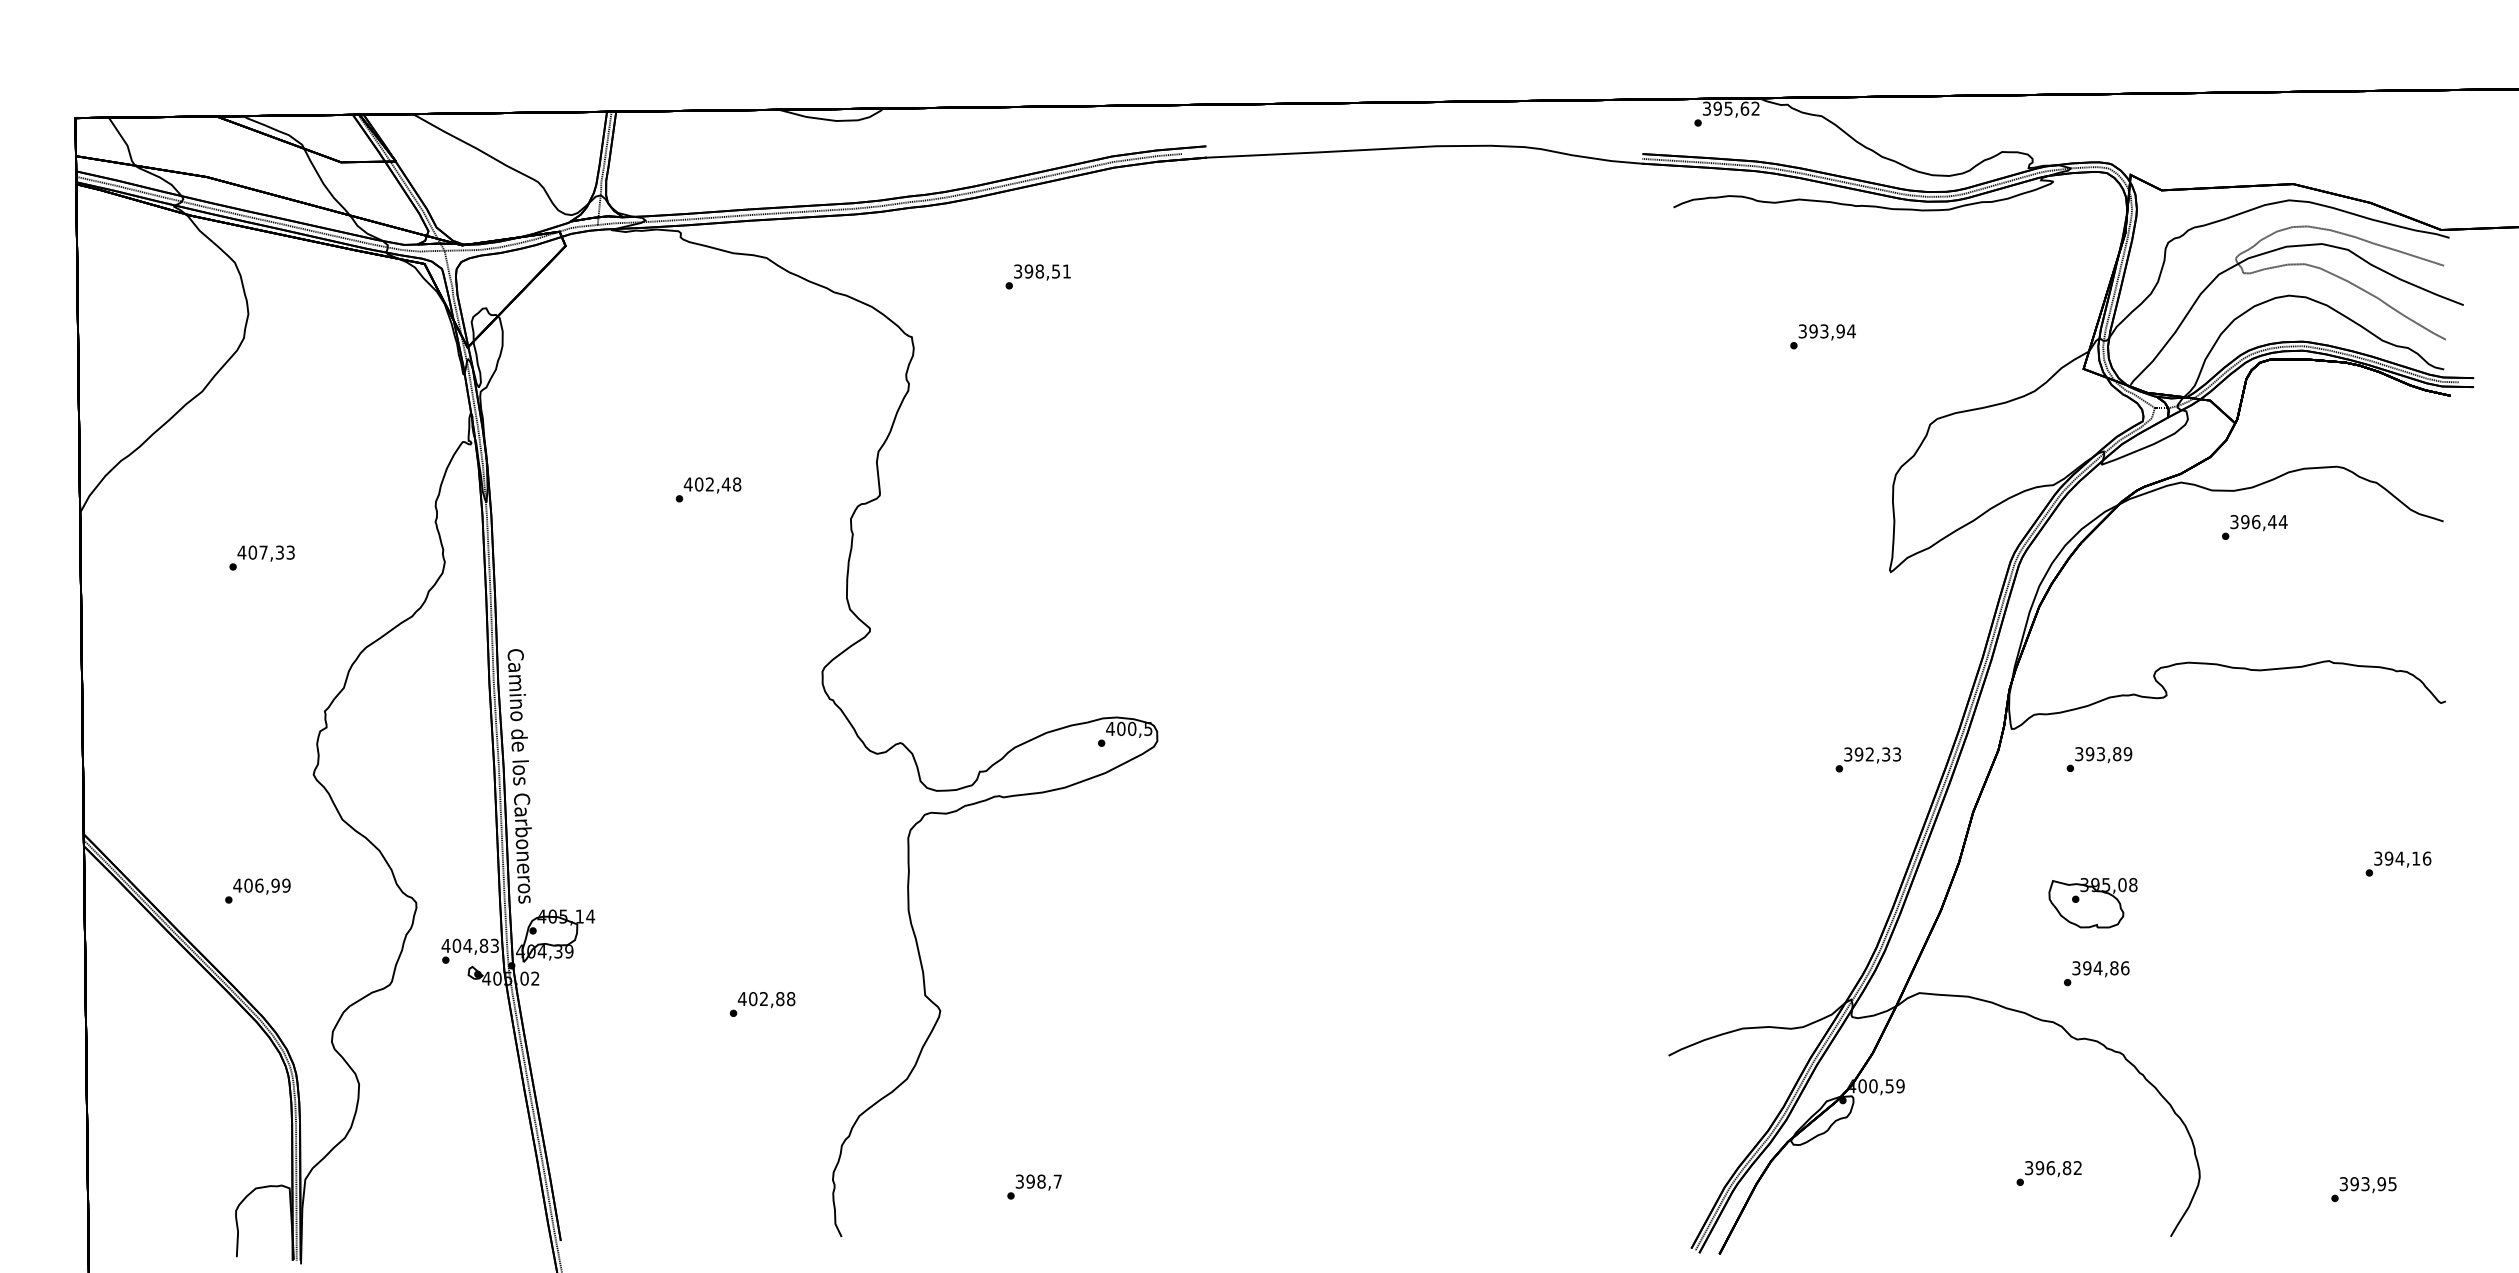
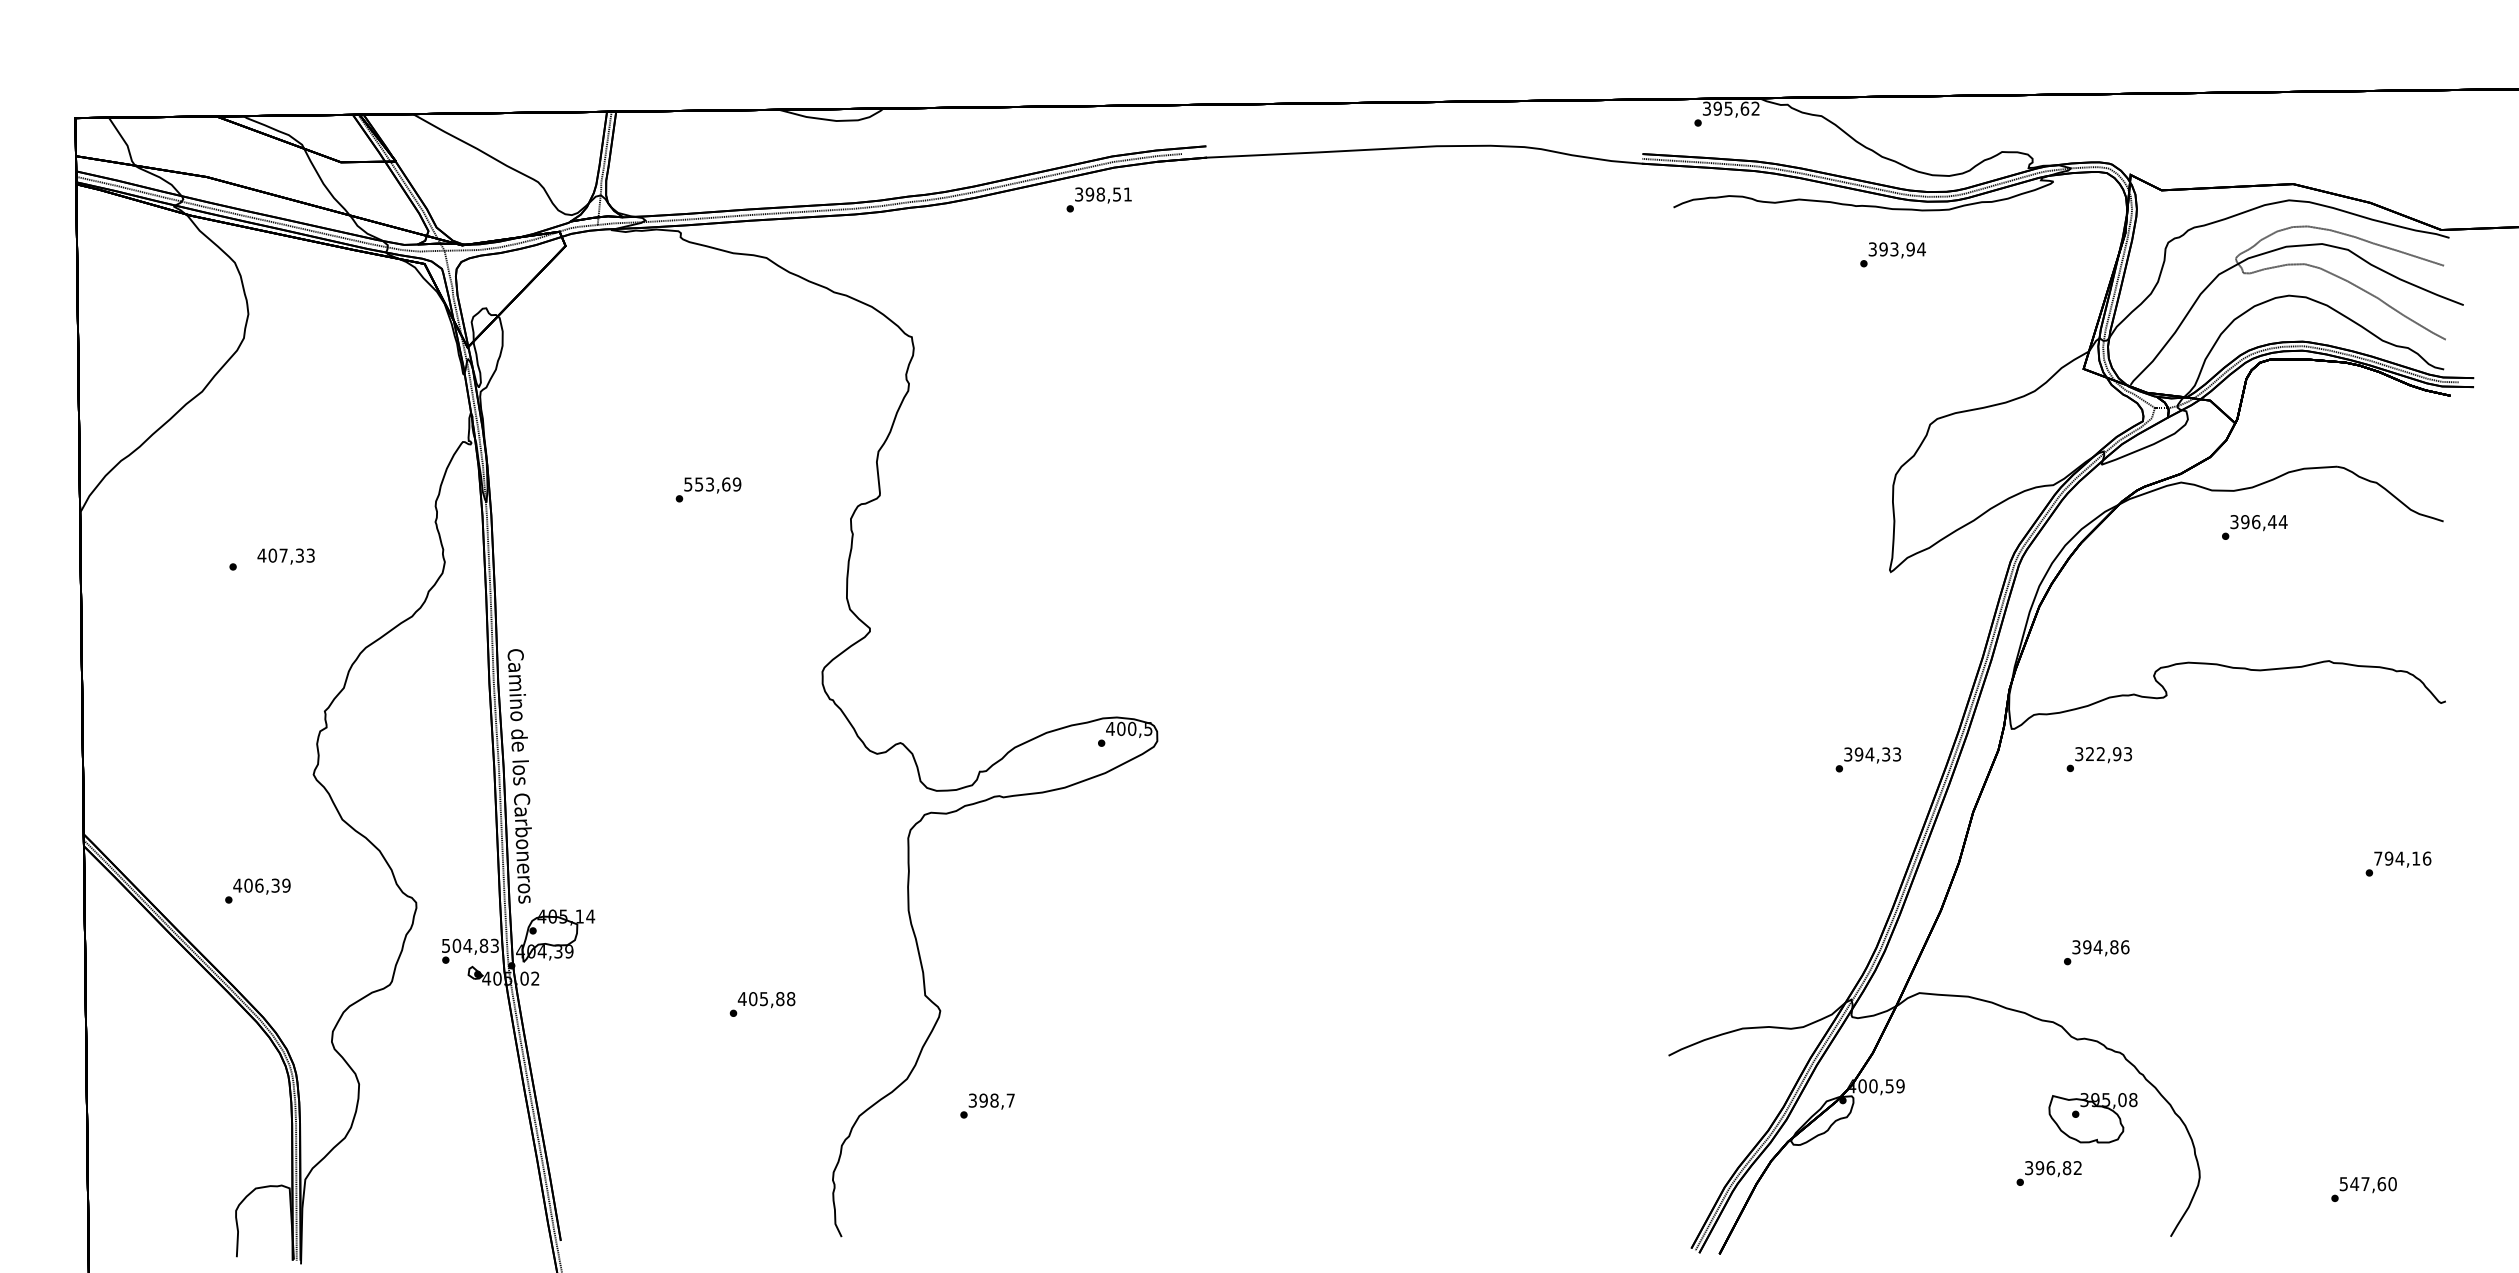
text position: (1037, 276) -> (1098, 199) (1098, 199)
text position: (1822, 336) -> (1892, 254) (1892, 254)
text: 402,48 -> 553,69 (712, 484)
text position: (265, 553) -> (285, 556) (285, 556)
text: 392,33 -> 394,33 (1869, 754)
text: 393,89 -> 322,93 (2108, 754)
text: 394,16 -> 794,16 (2378, 858)
text: 406,99 -> 406,39 (275, 885)
part position: (2092, 903) -> (2092, 1118) (2092, 1118)
text: 404,83 -> 504,83 (445, 945)
text position: (2096, 973) -> (2096, 952) (2096, 952)
text: 402,88 -> 405,88 (763, 999)
text: 393,95 -> 547,60 (2368, 1184)
text position: (1034, 1186) -> (987, 1105) (987, 1105)
